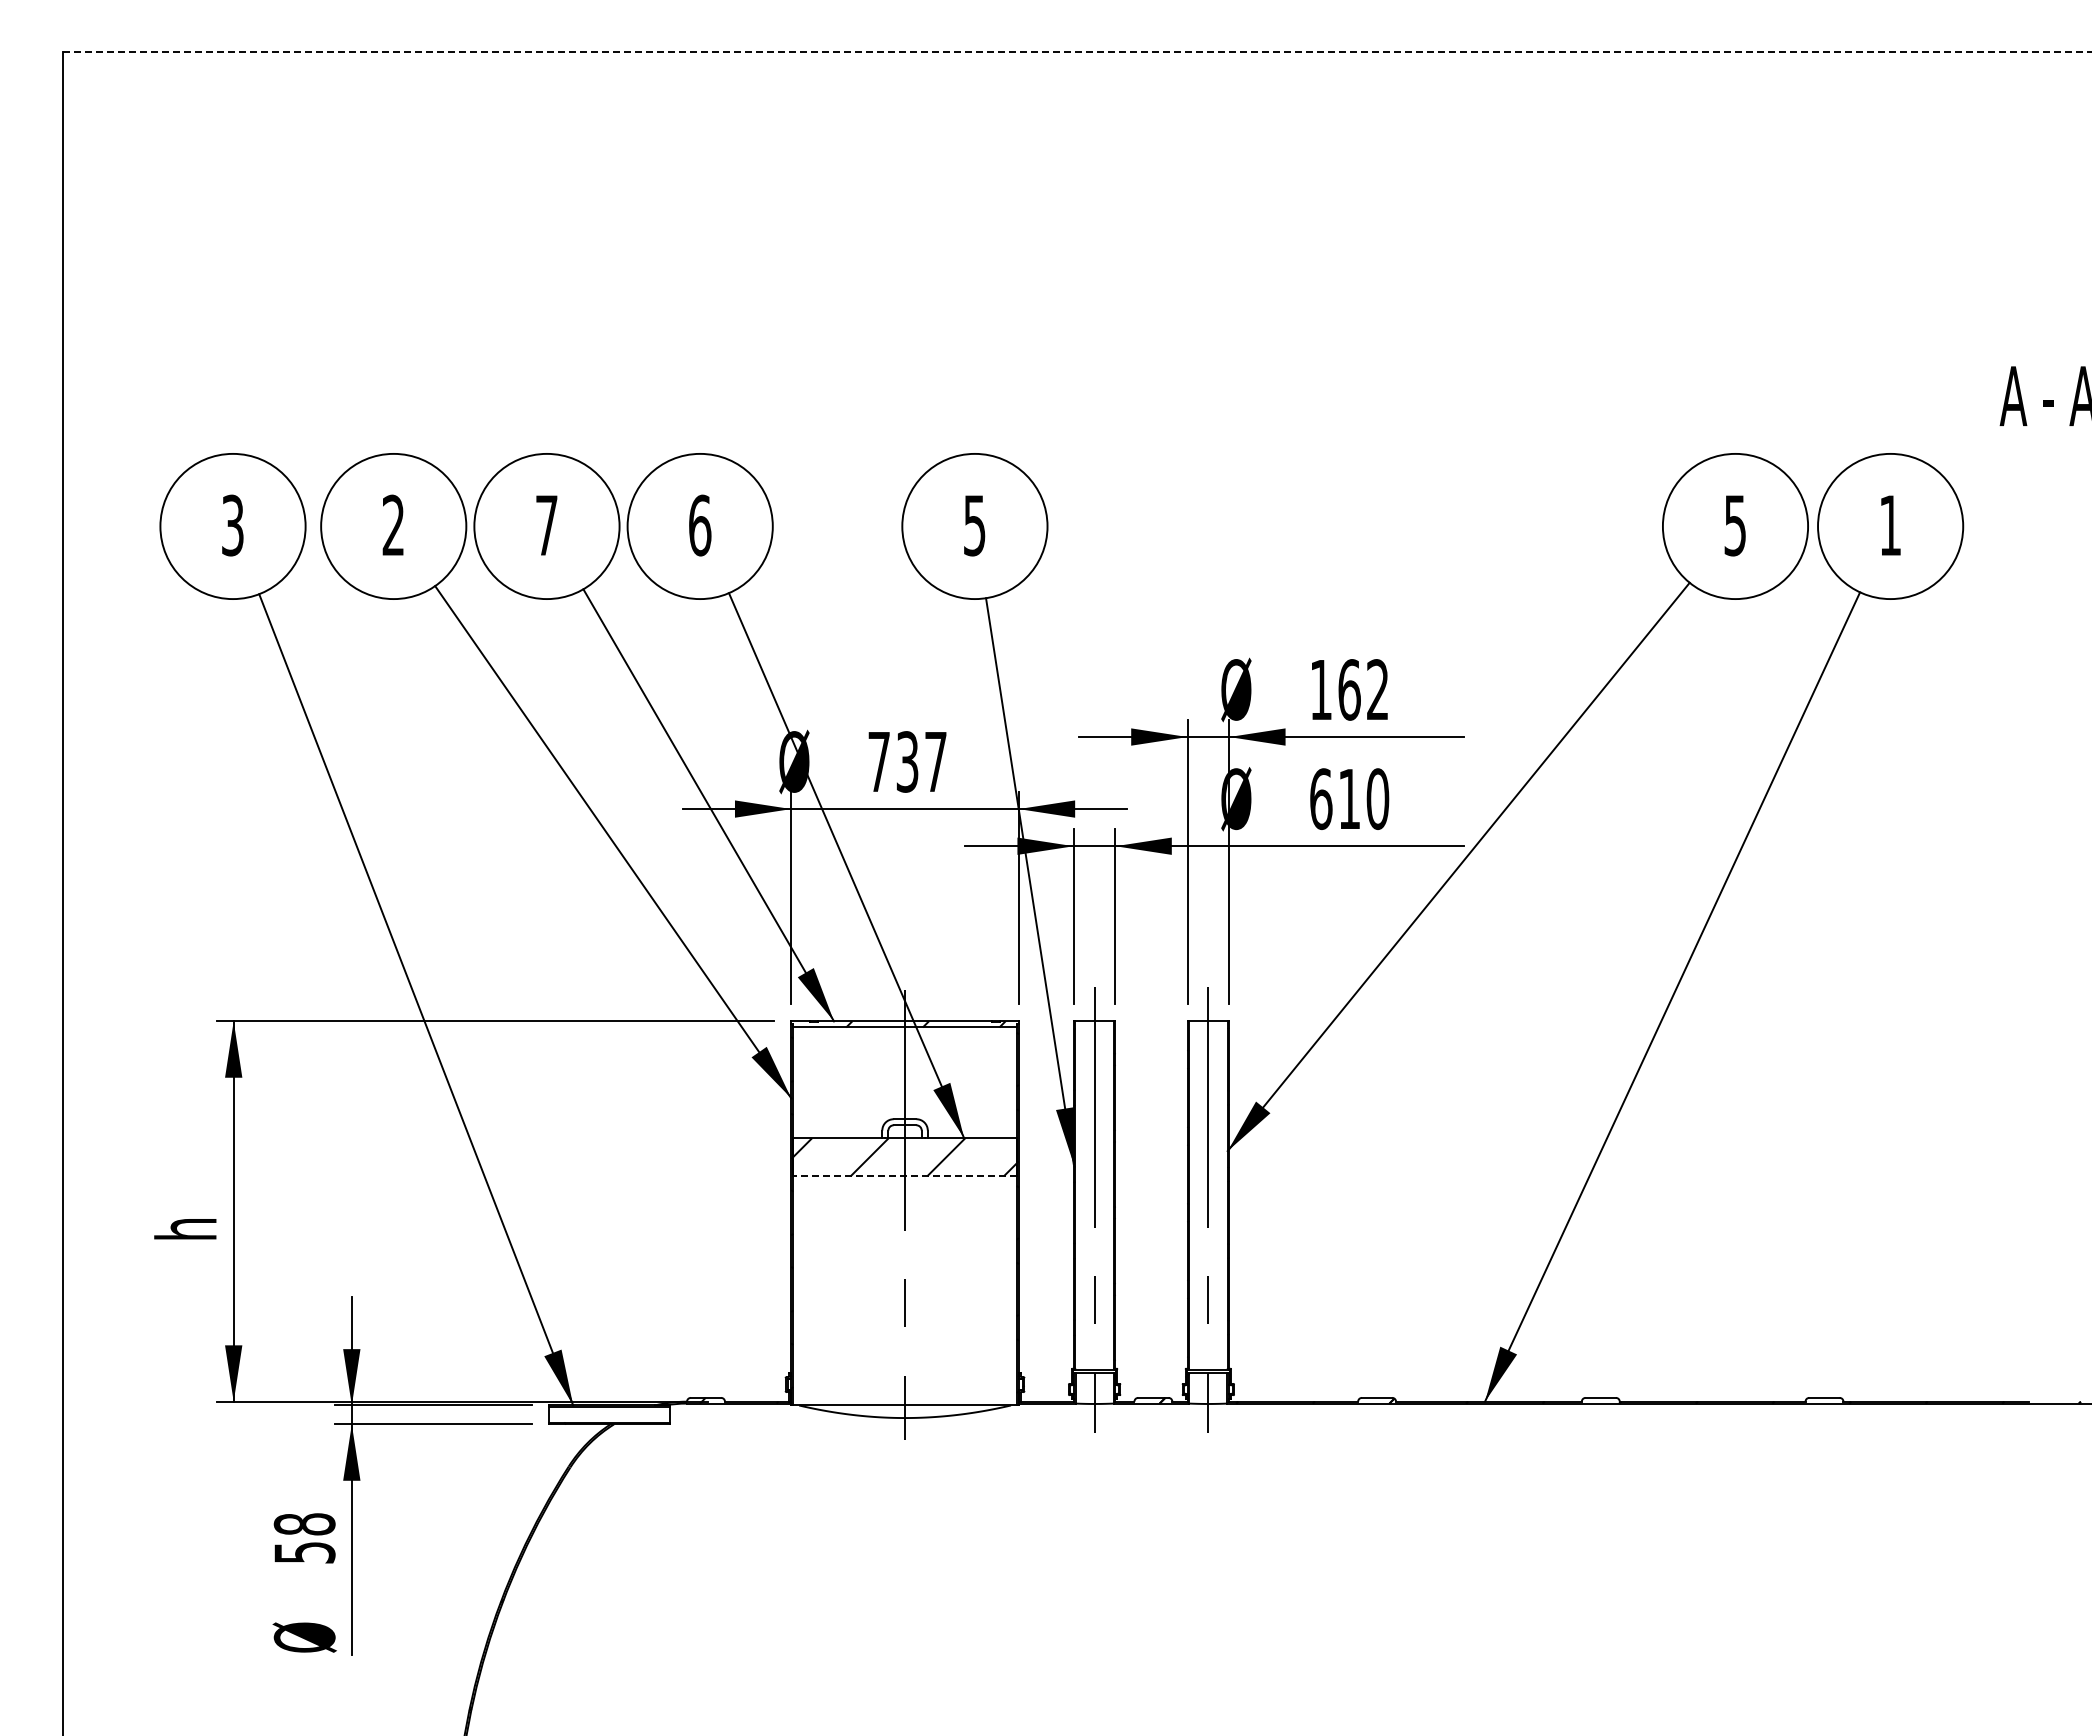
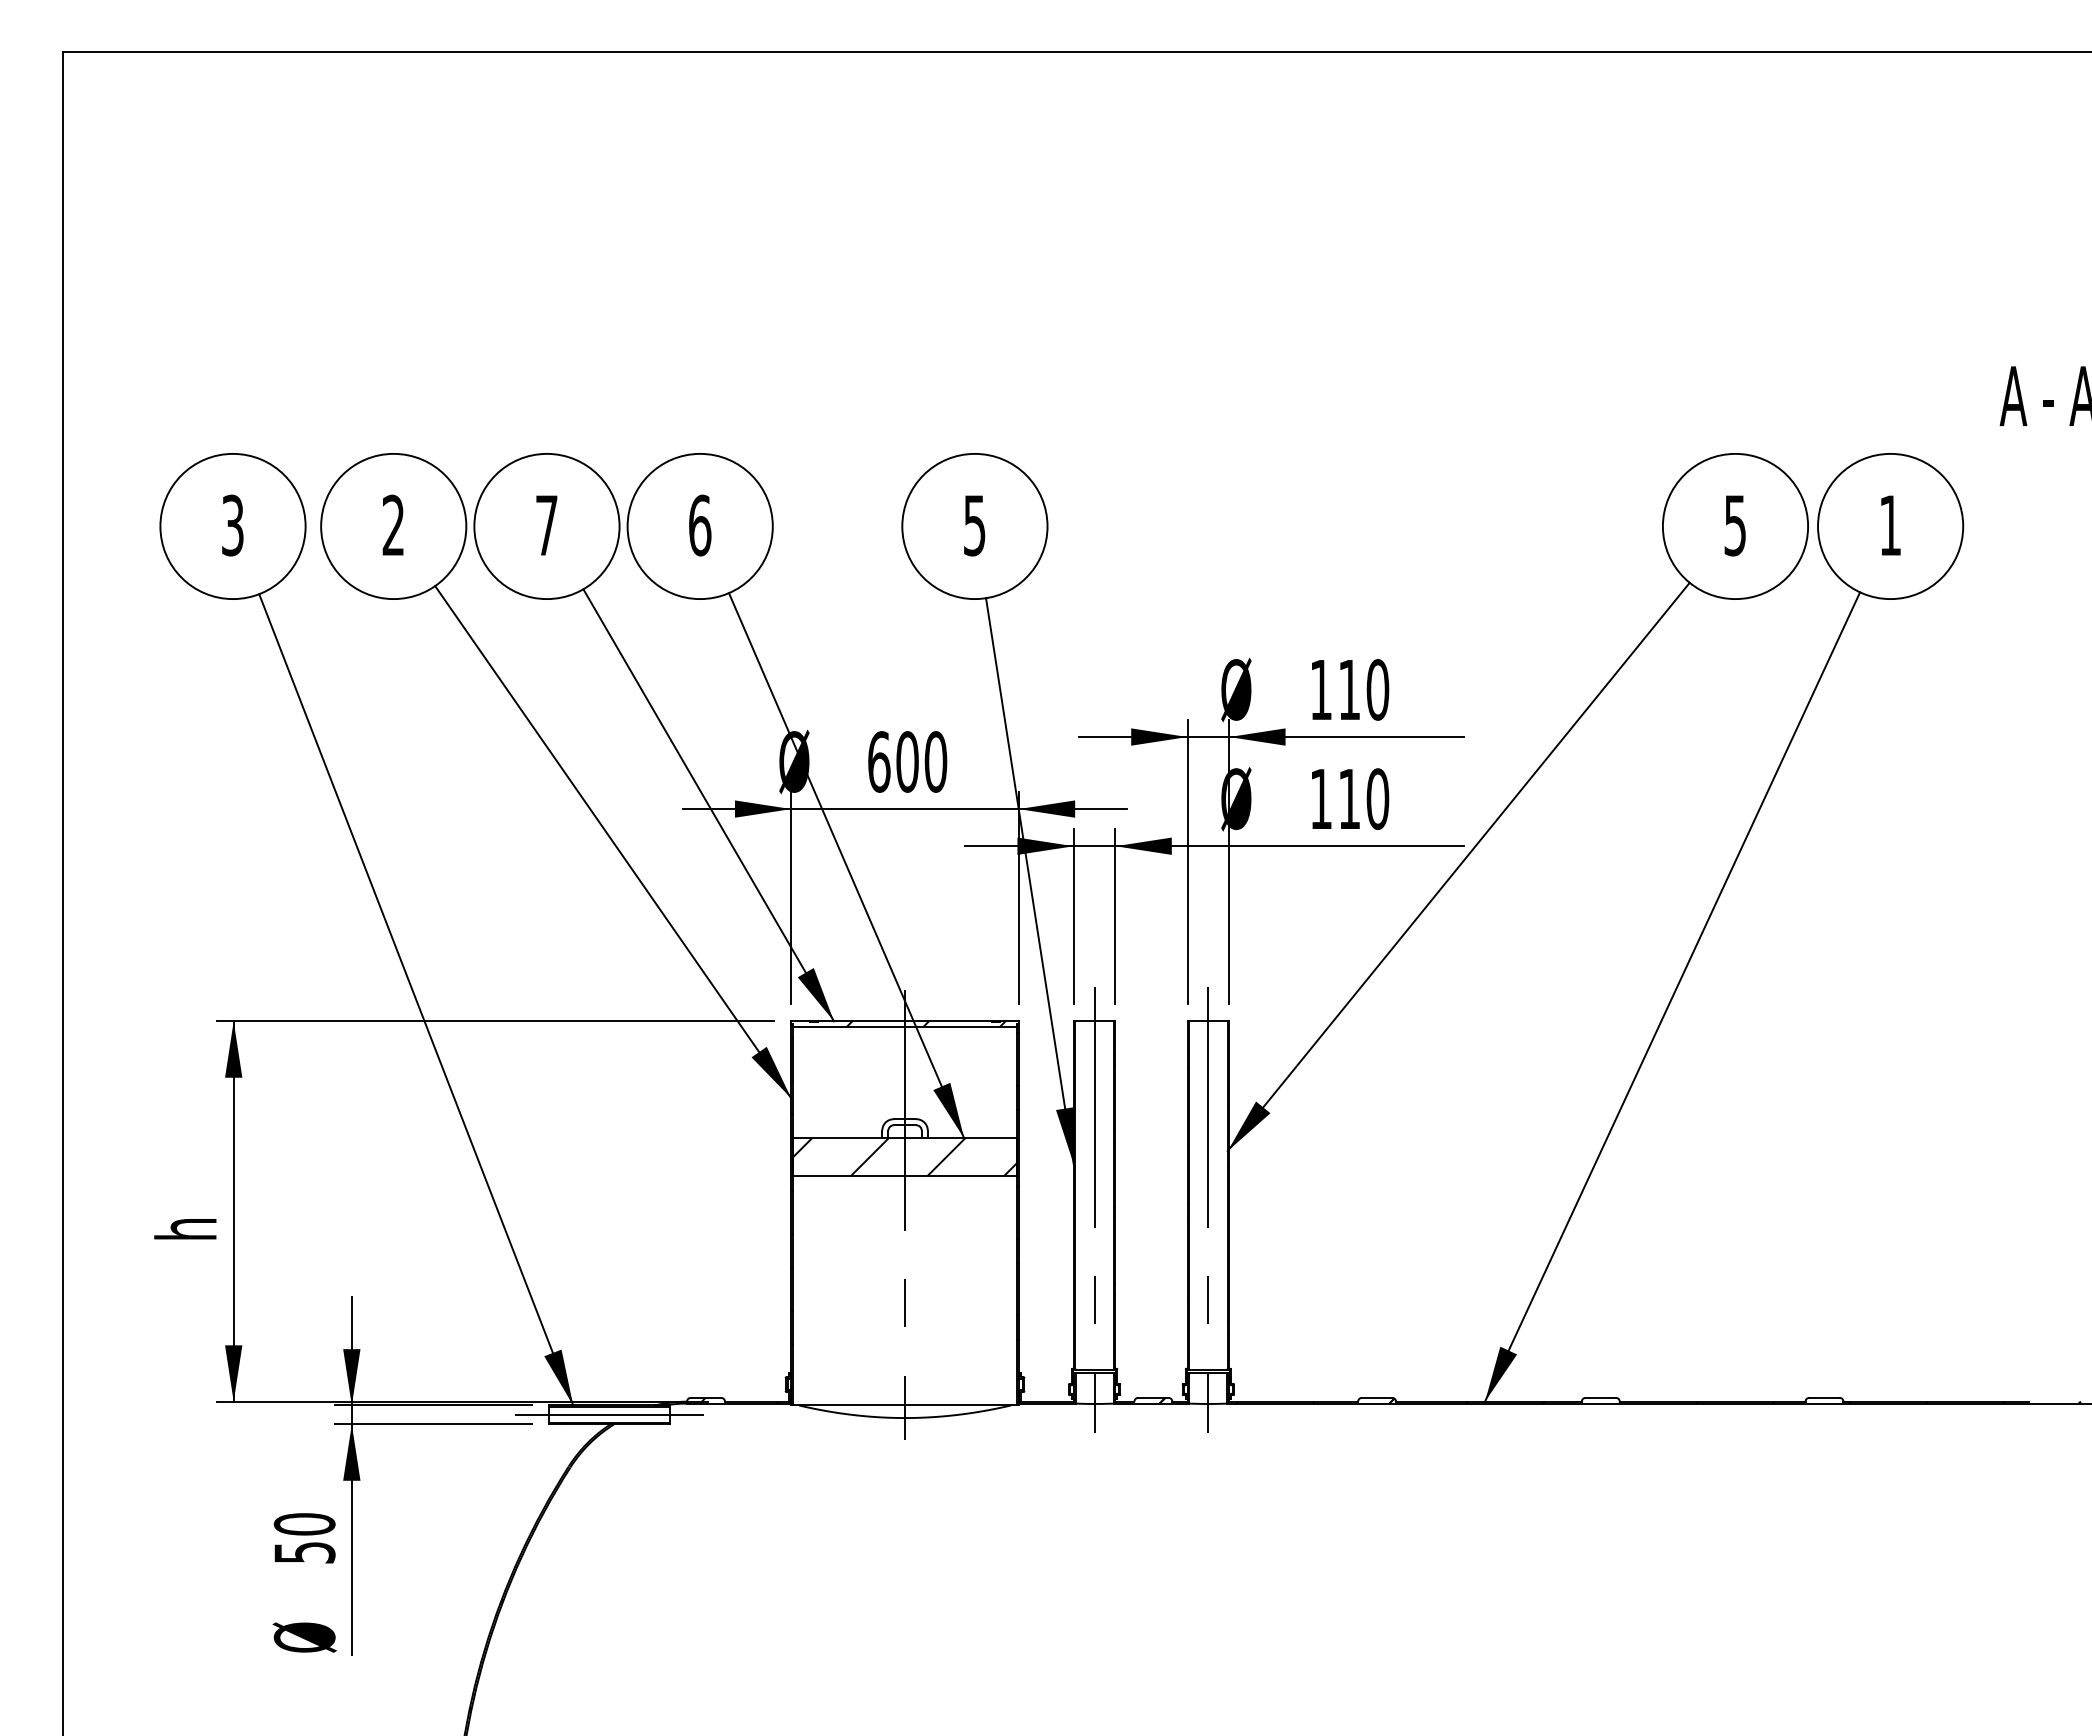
line: dashed -> solid (1077, 51)
text: 162 -> 110 (1363, 689)
text: 737 -> 600 (907, 761)
text: 610 -> 110 (1321, 799)
line: dashed -> solid (905, 1176)
line: none -> present (609, 1414)
text: 58 -> 50 (304, 1524)
